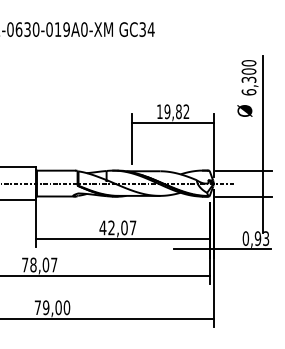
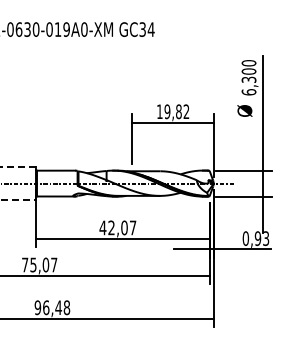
line: solid -> dashed (18, 167)
line: solid -> dashed (18, 200)
text: 78,07 -> 75,07 (33, 264)
text: 79,00 -> 96,48 (52, 307)
